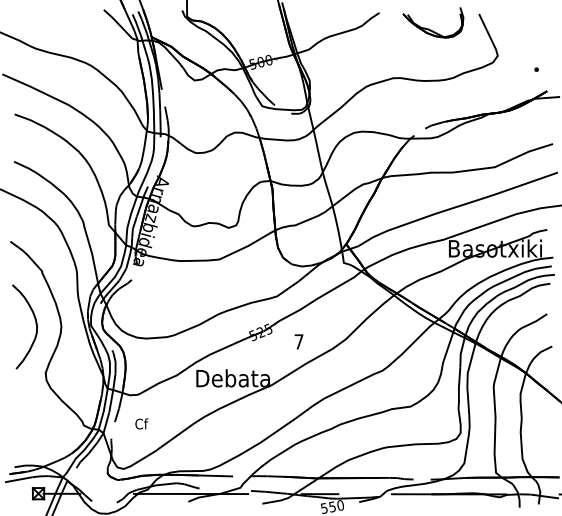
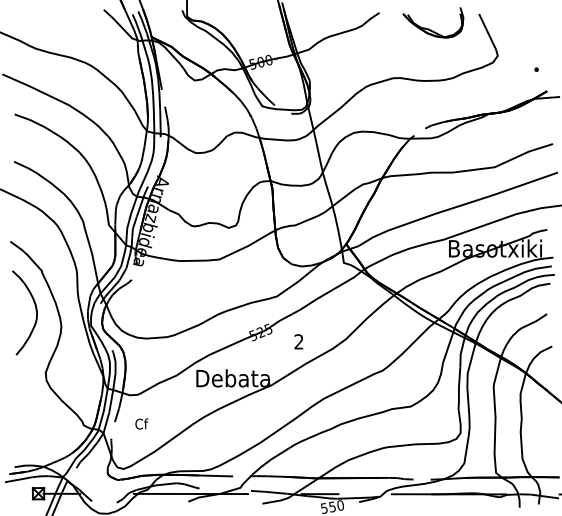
curve position: (35, 324) -> (35, 310) (35, 310)
text: 7 -> 2 (298, 341)
